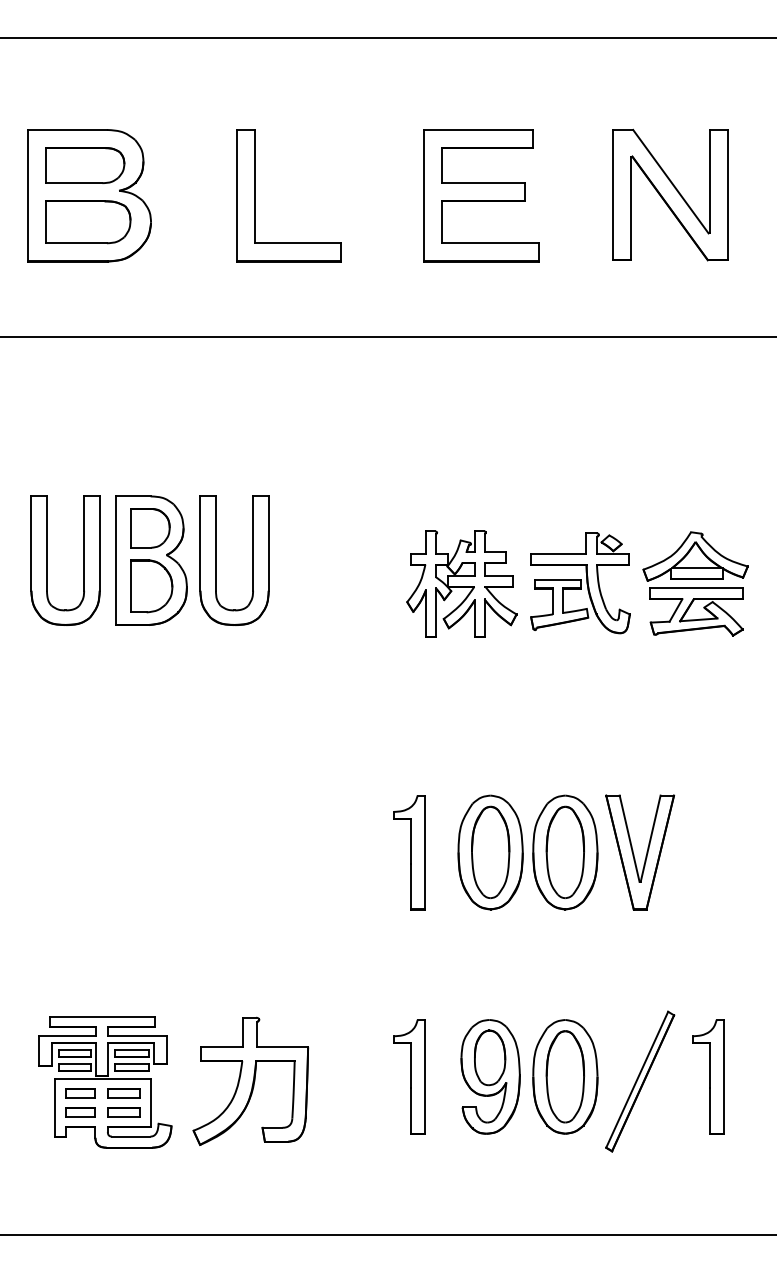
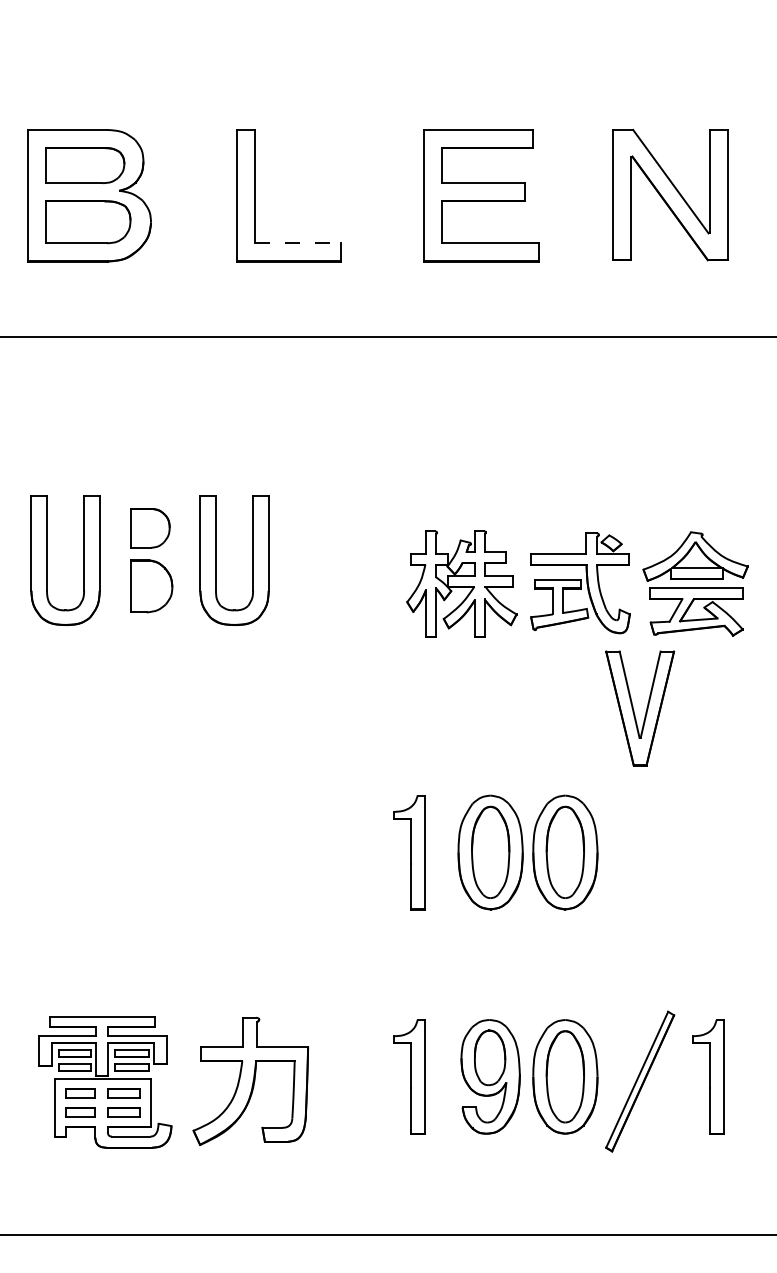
line: present -> none (387, 38)
line: solid -> dashed (298, 243)
part: present -> none (151, 560)
part position: (640, 852) -> (640, 708) (640, 708)
